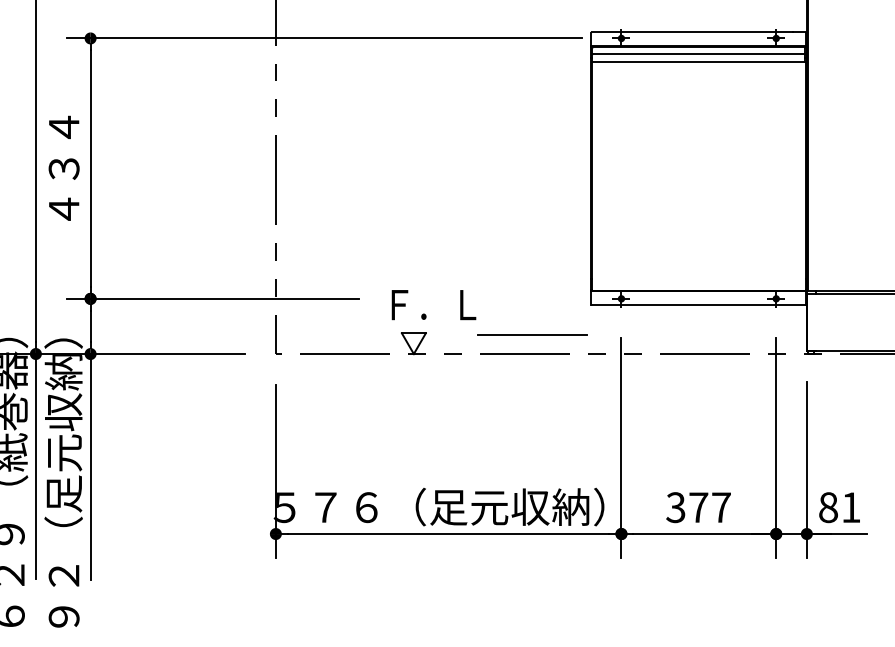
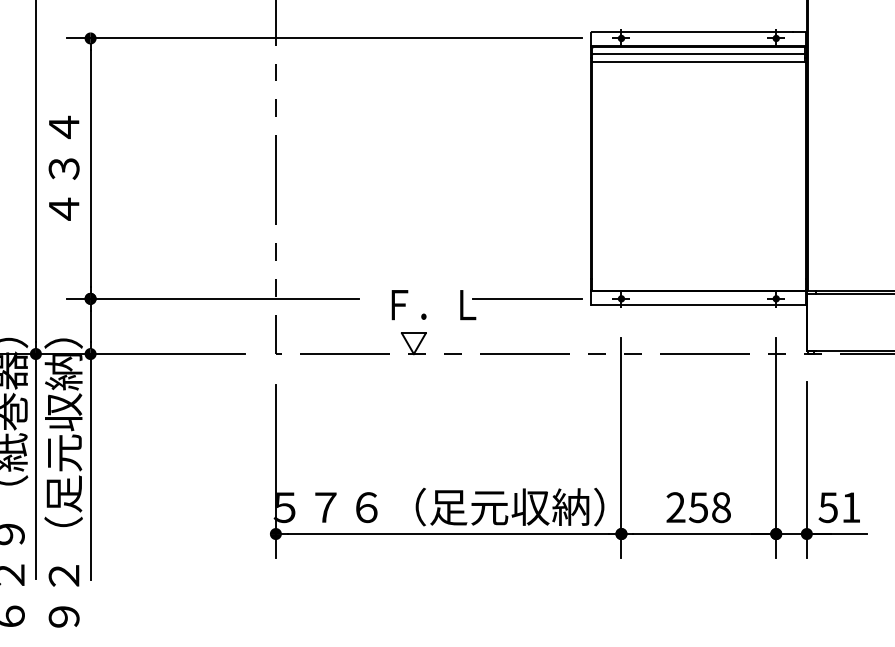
line position: (532, 334) -> (527, 298) (527, 298)
text: 377 -> 258 (698, 507)
text: 81 -> 51 (827, 507)
